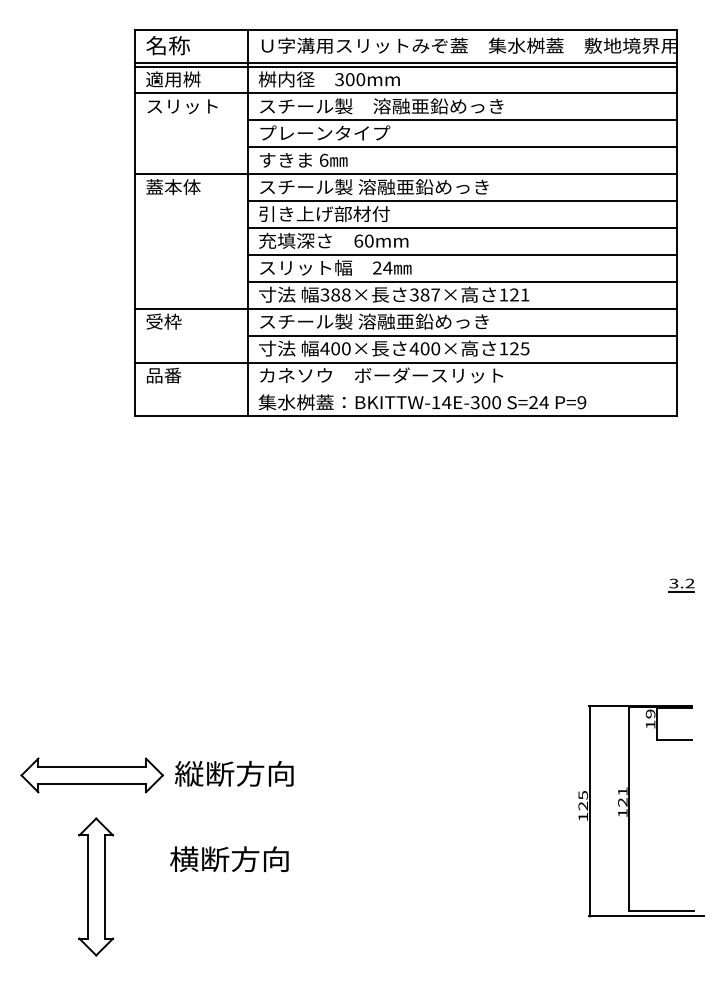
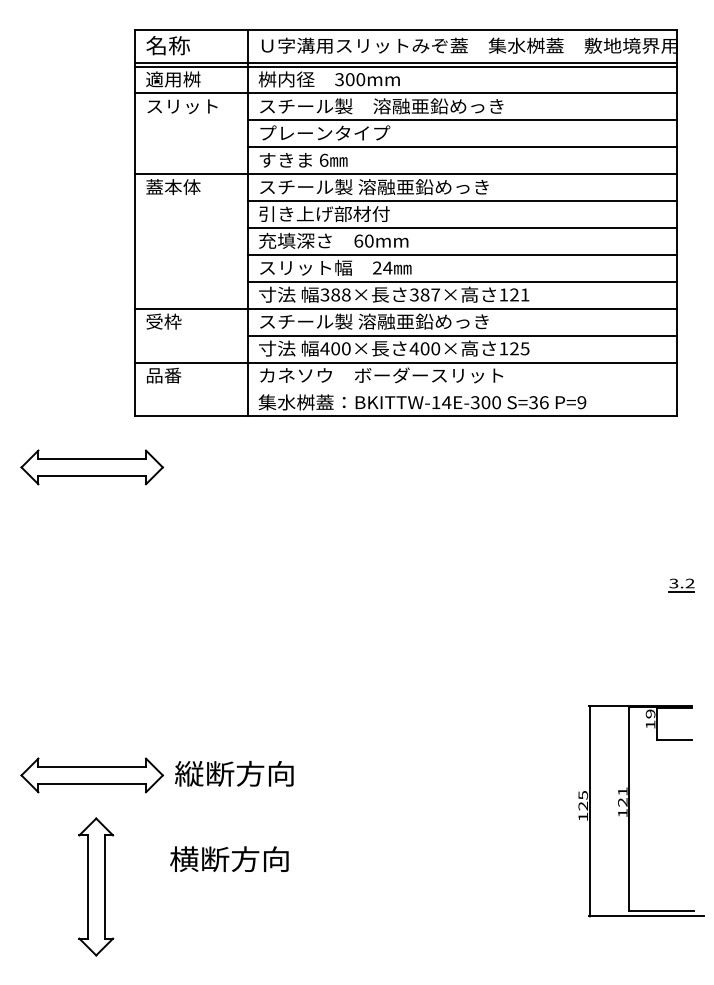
text: S=24 -> S=36 (538, 402)
part: none -> present (91, 467)
